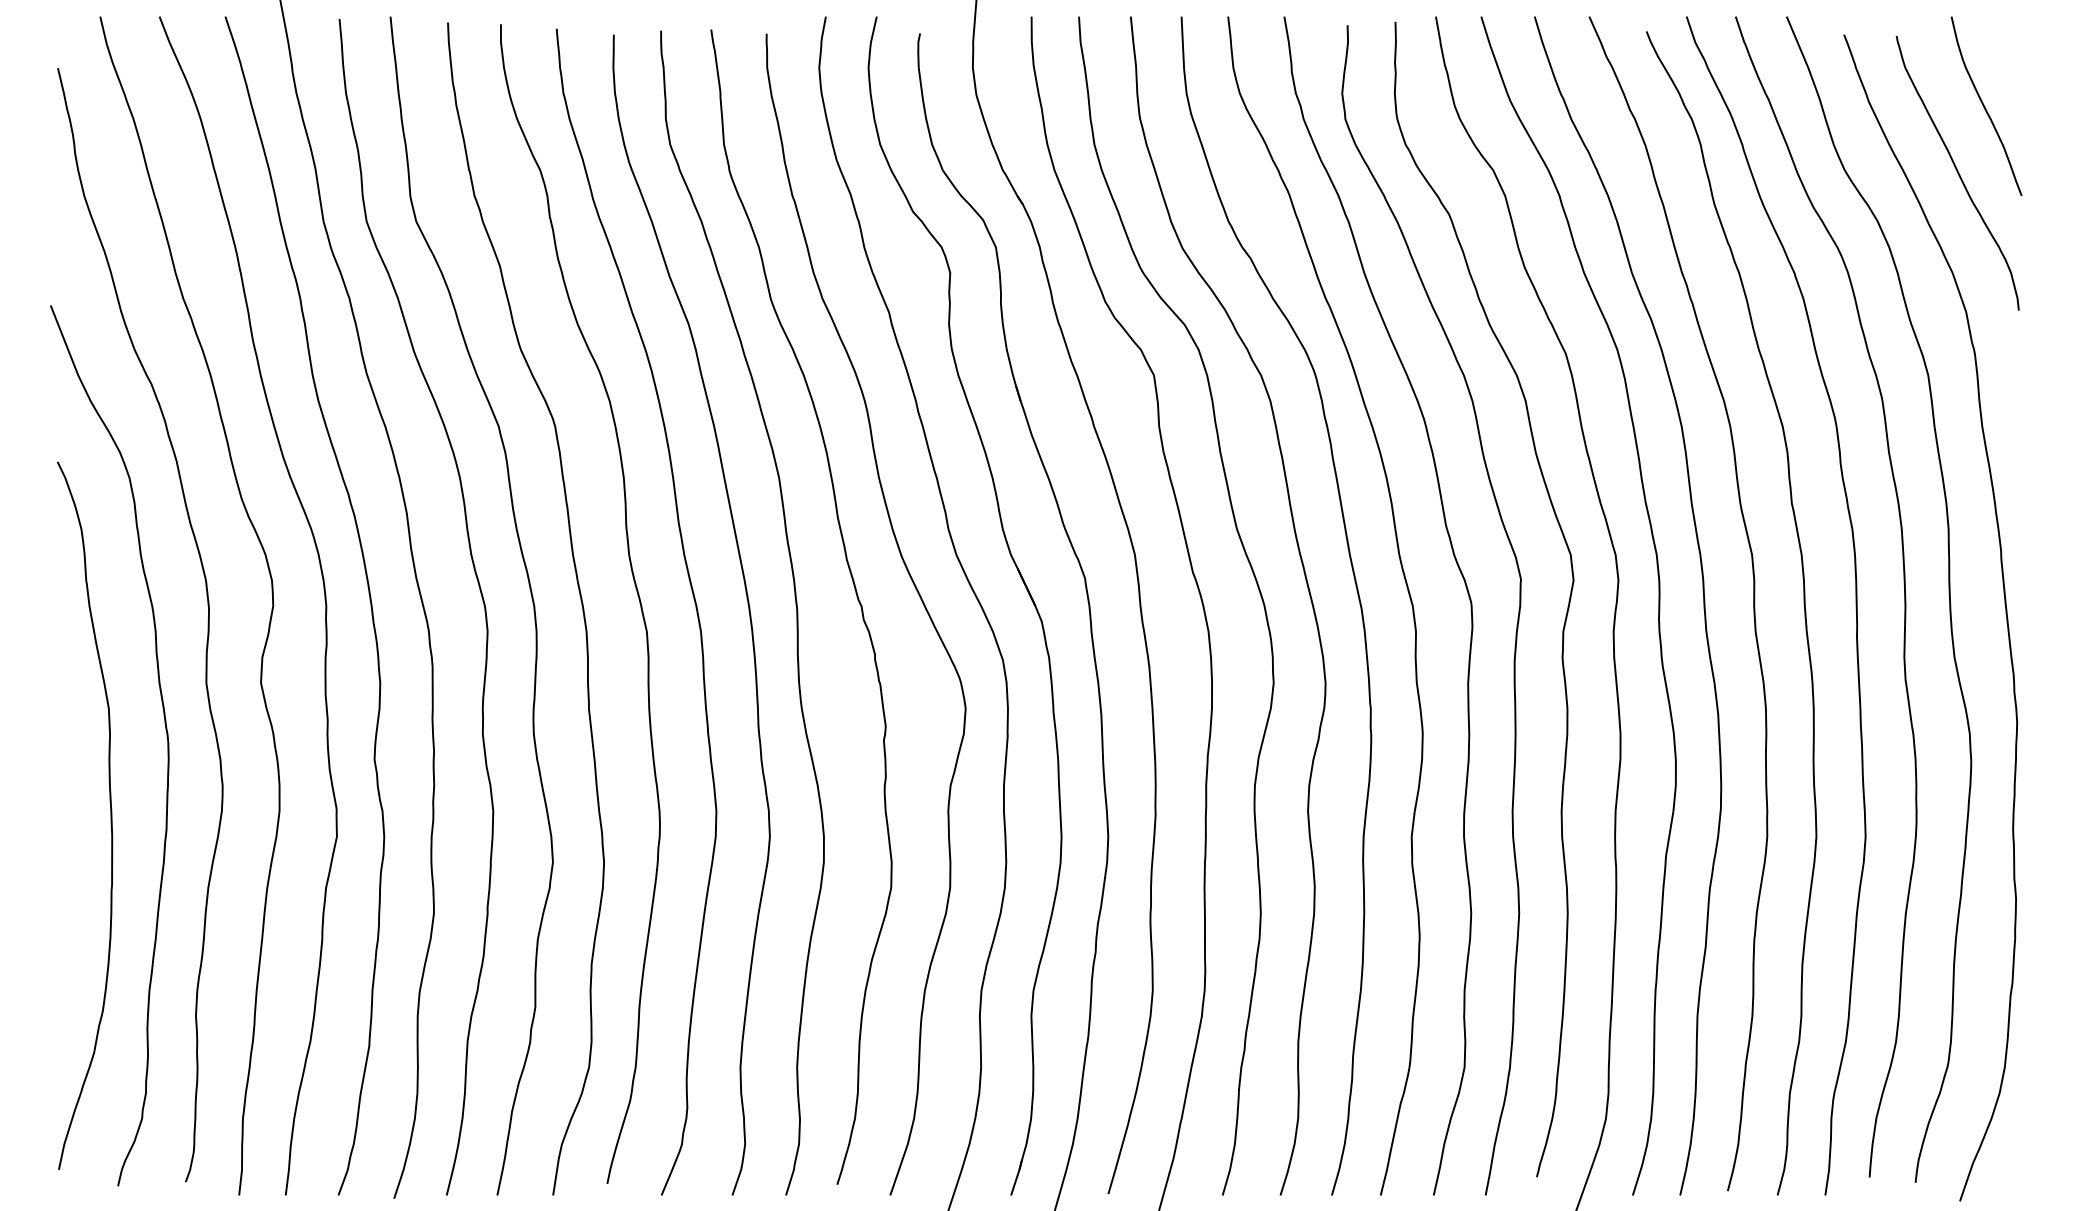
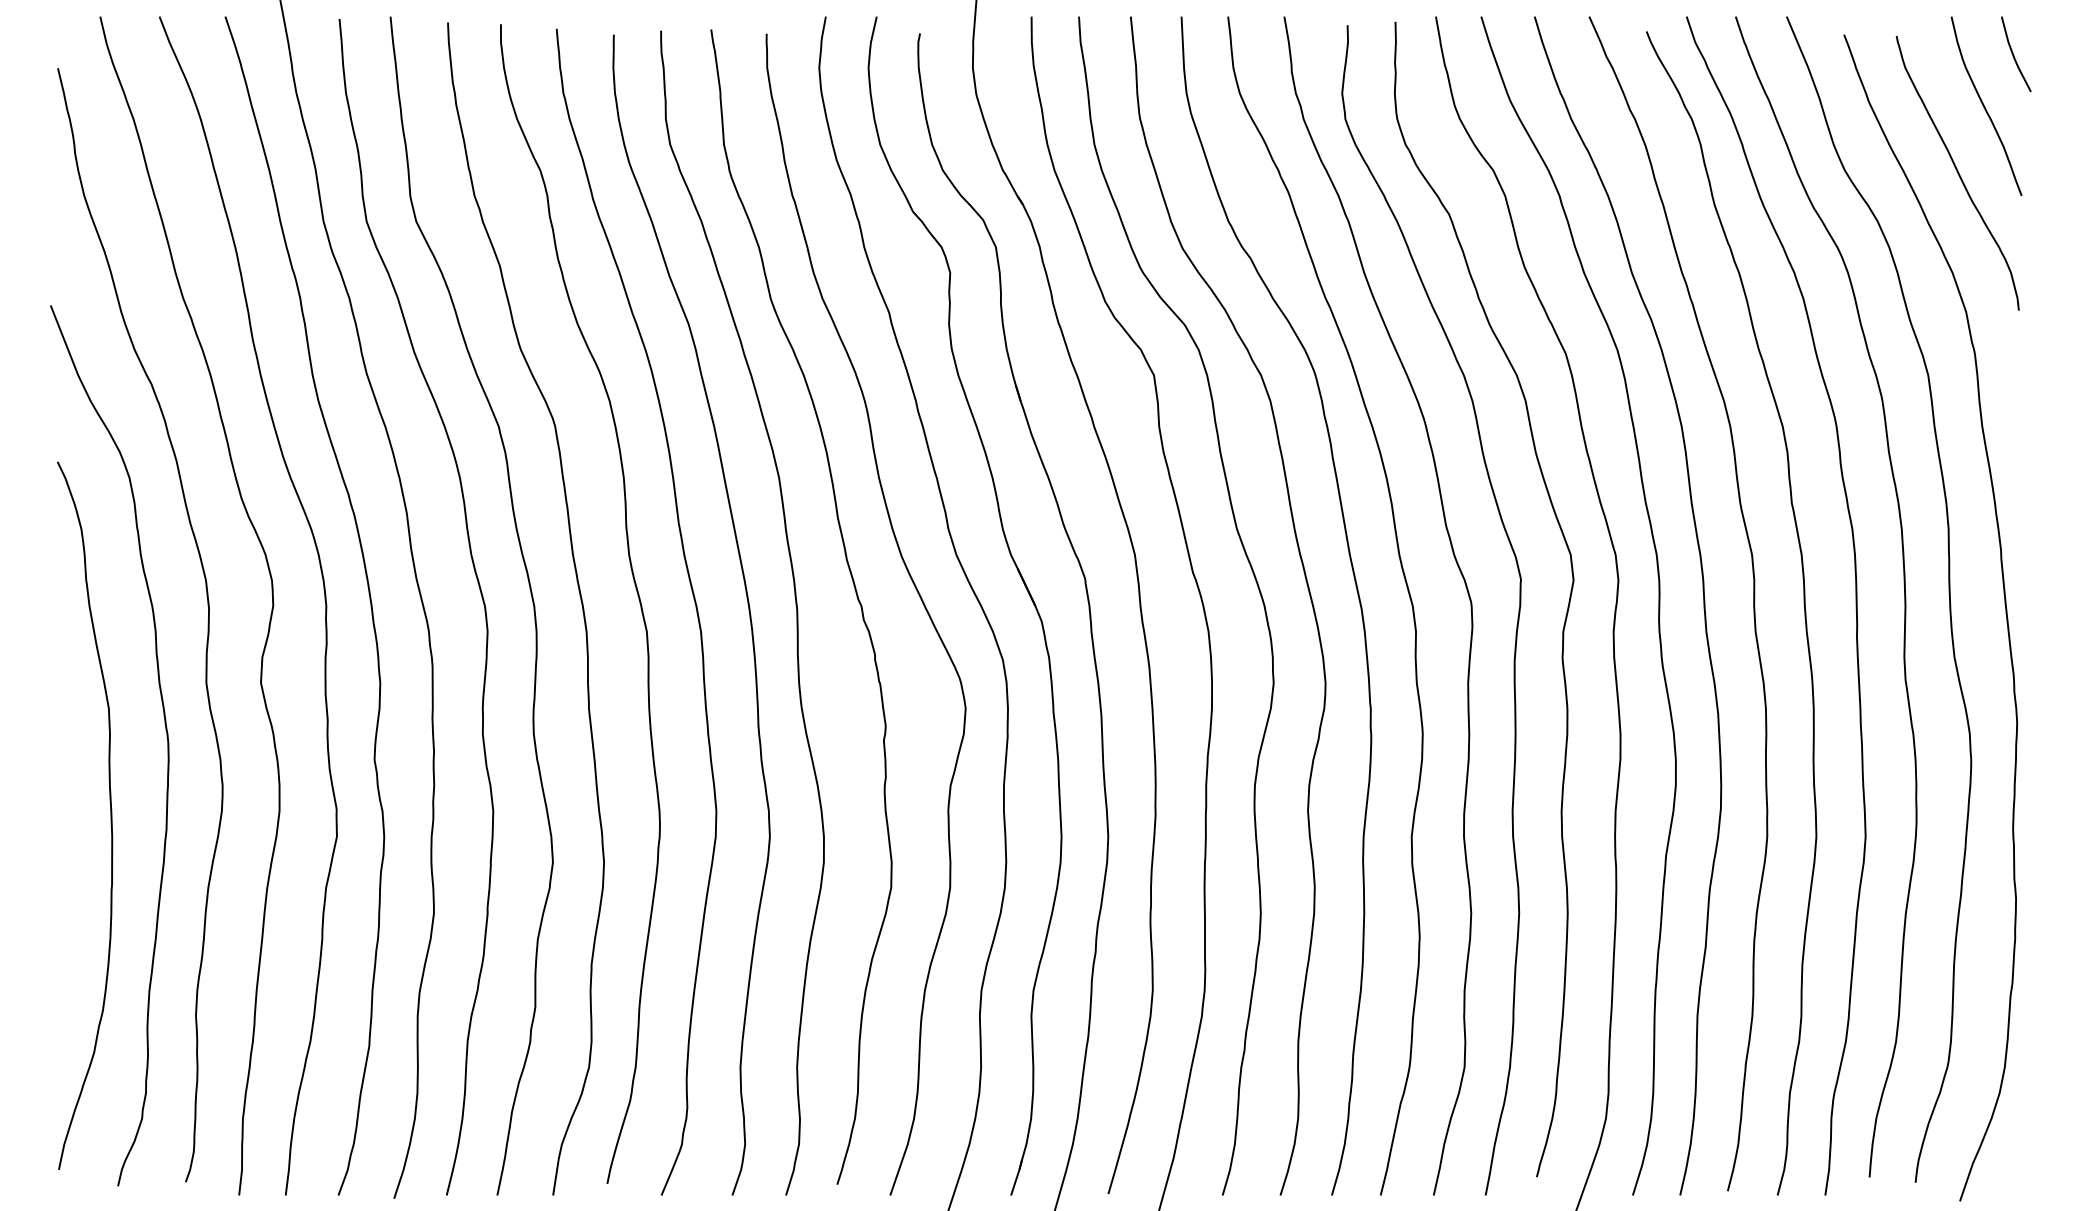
line: none -> present (2014, 55)
